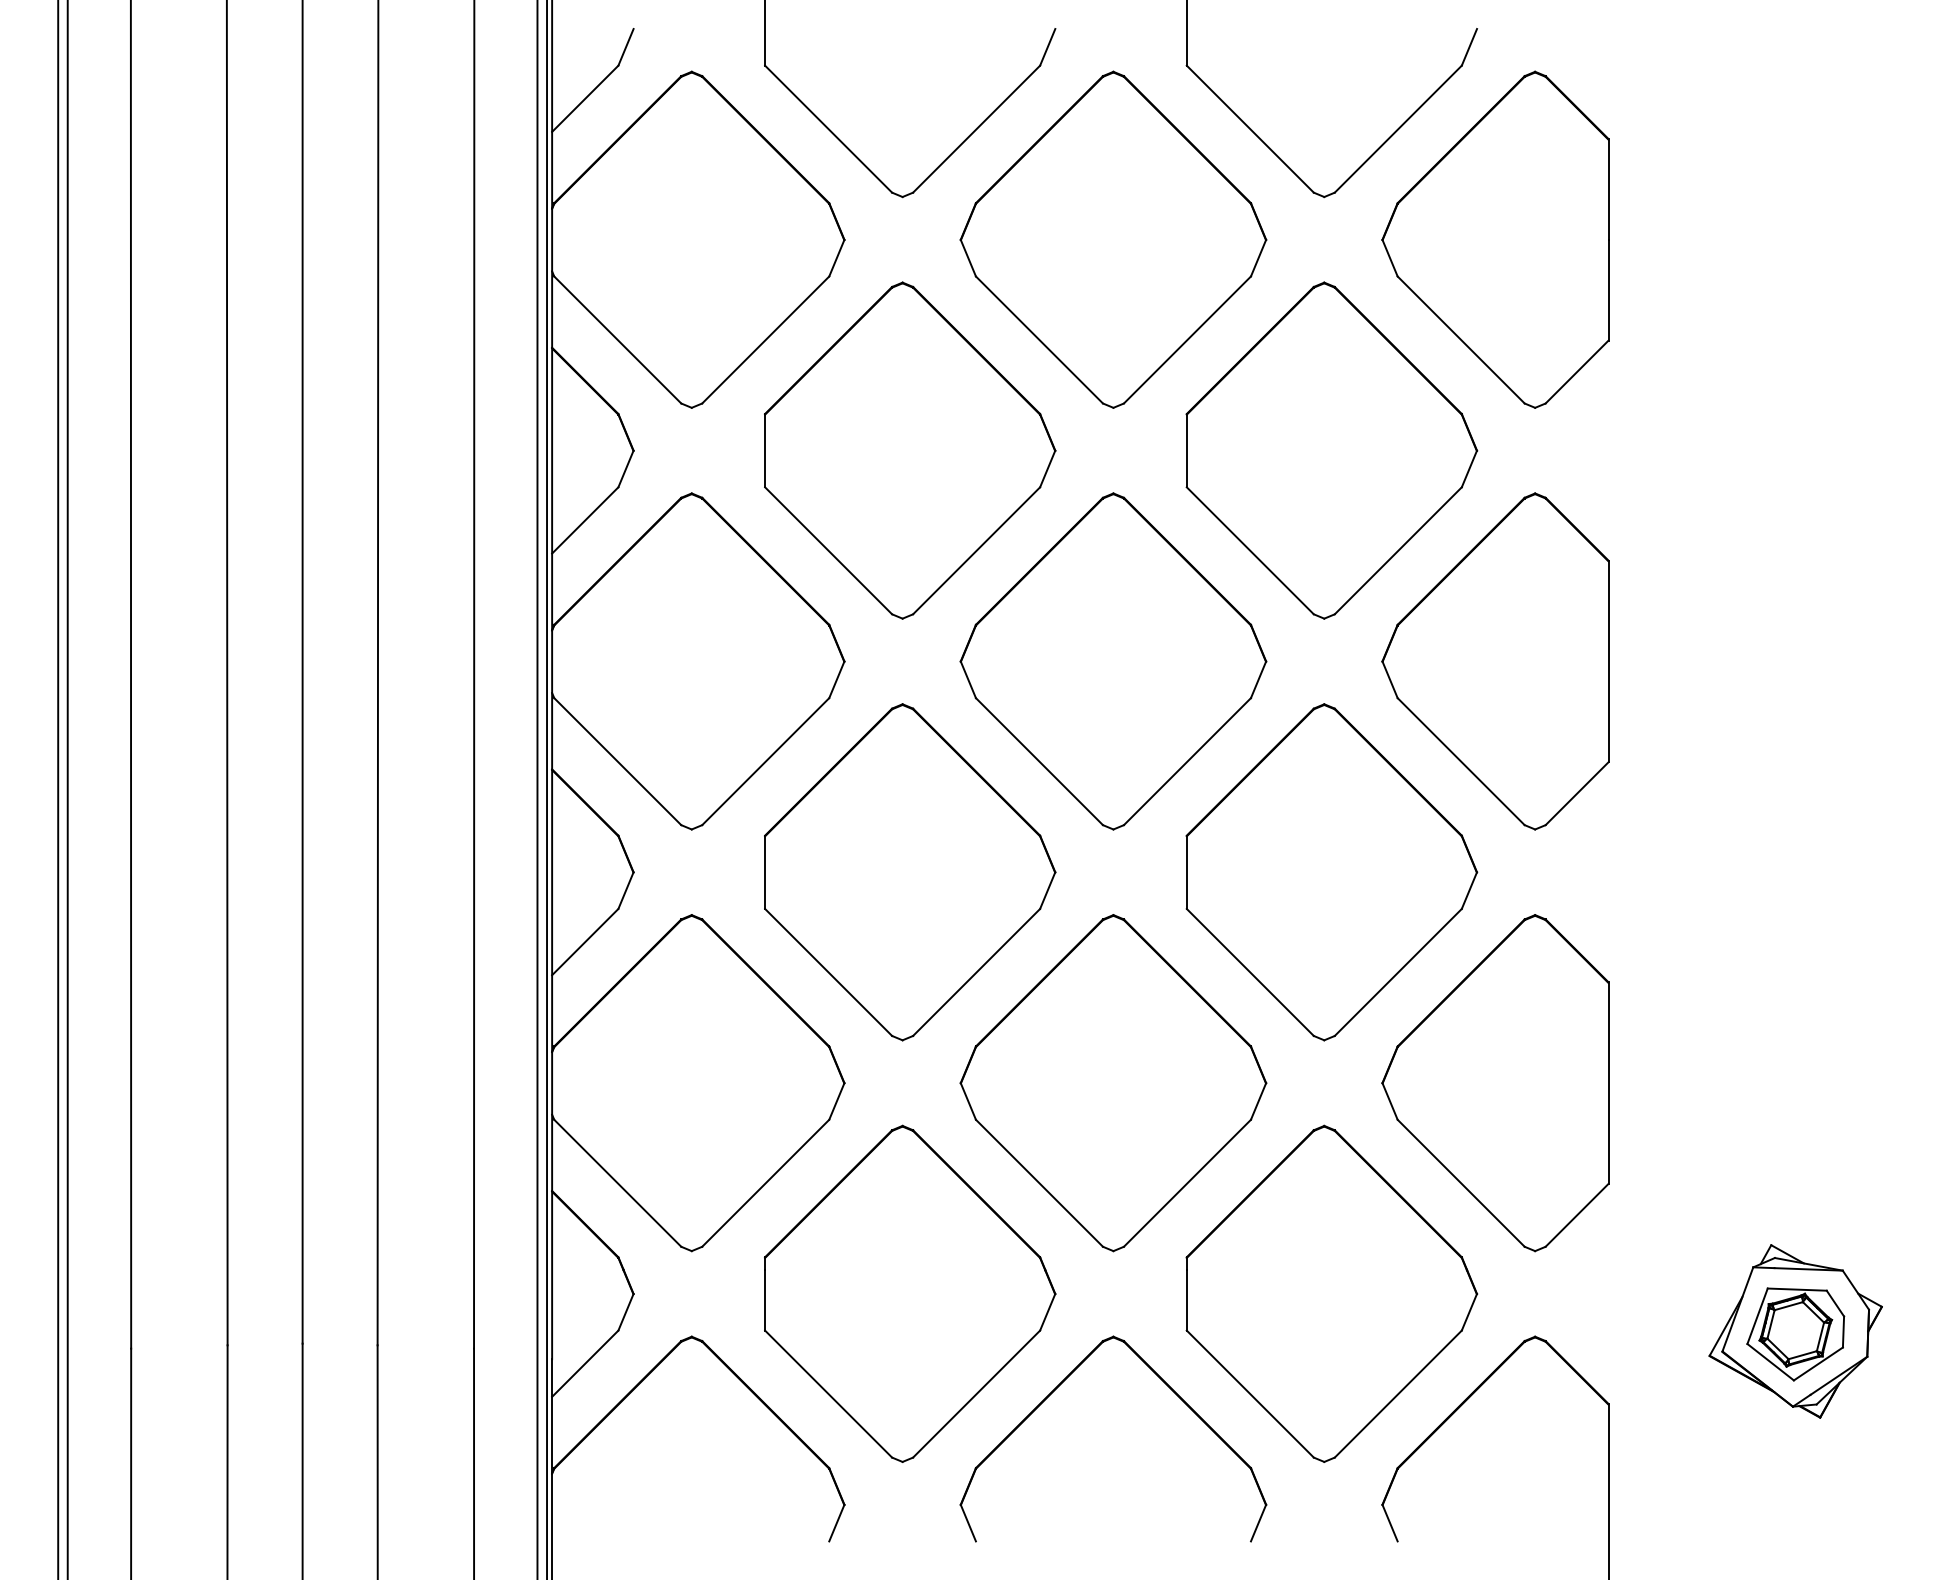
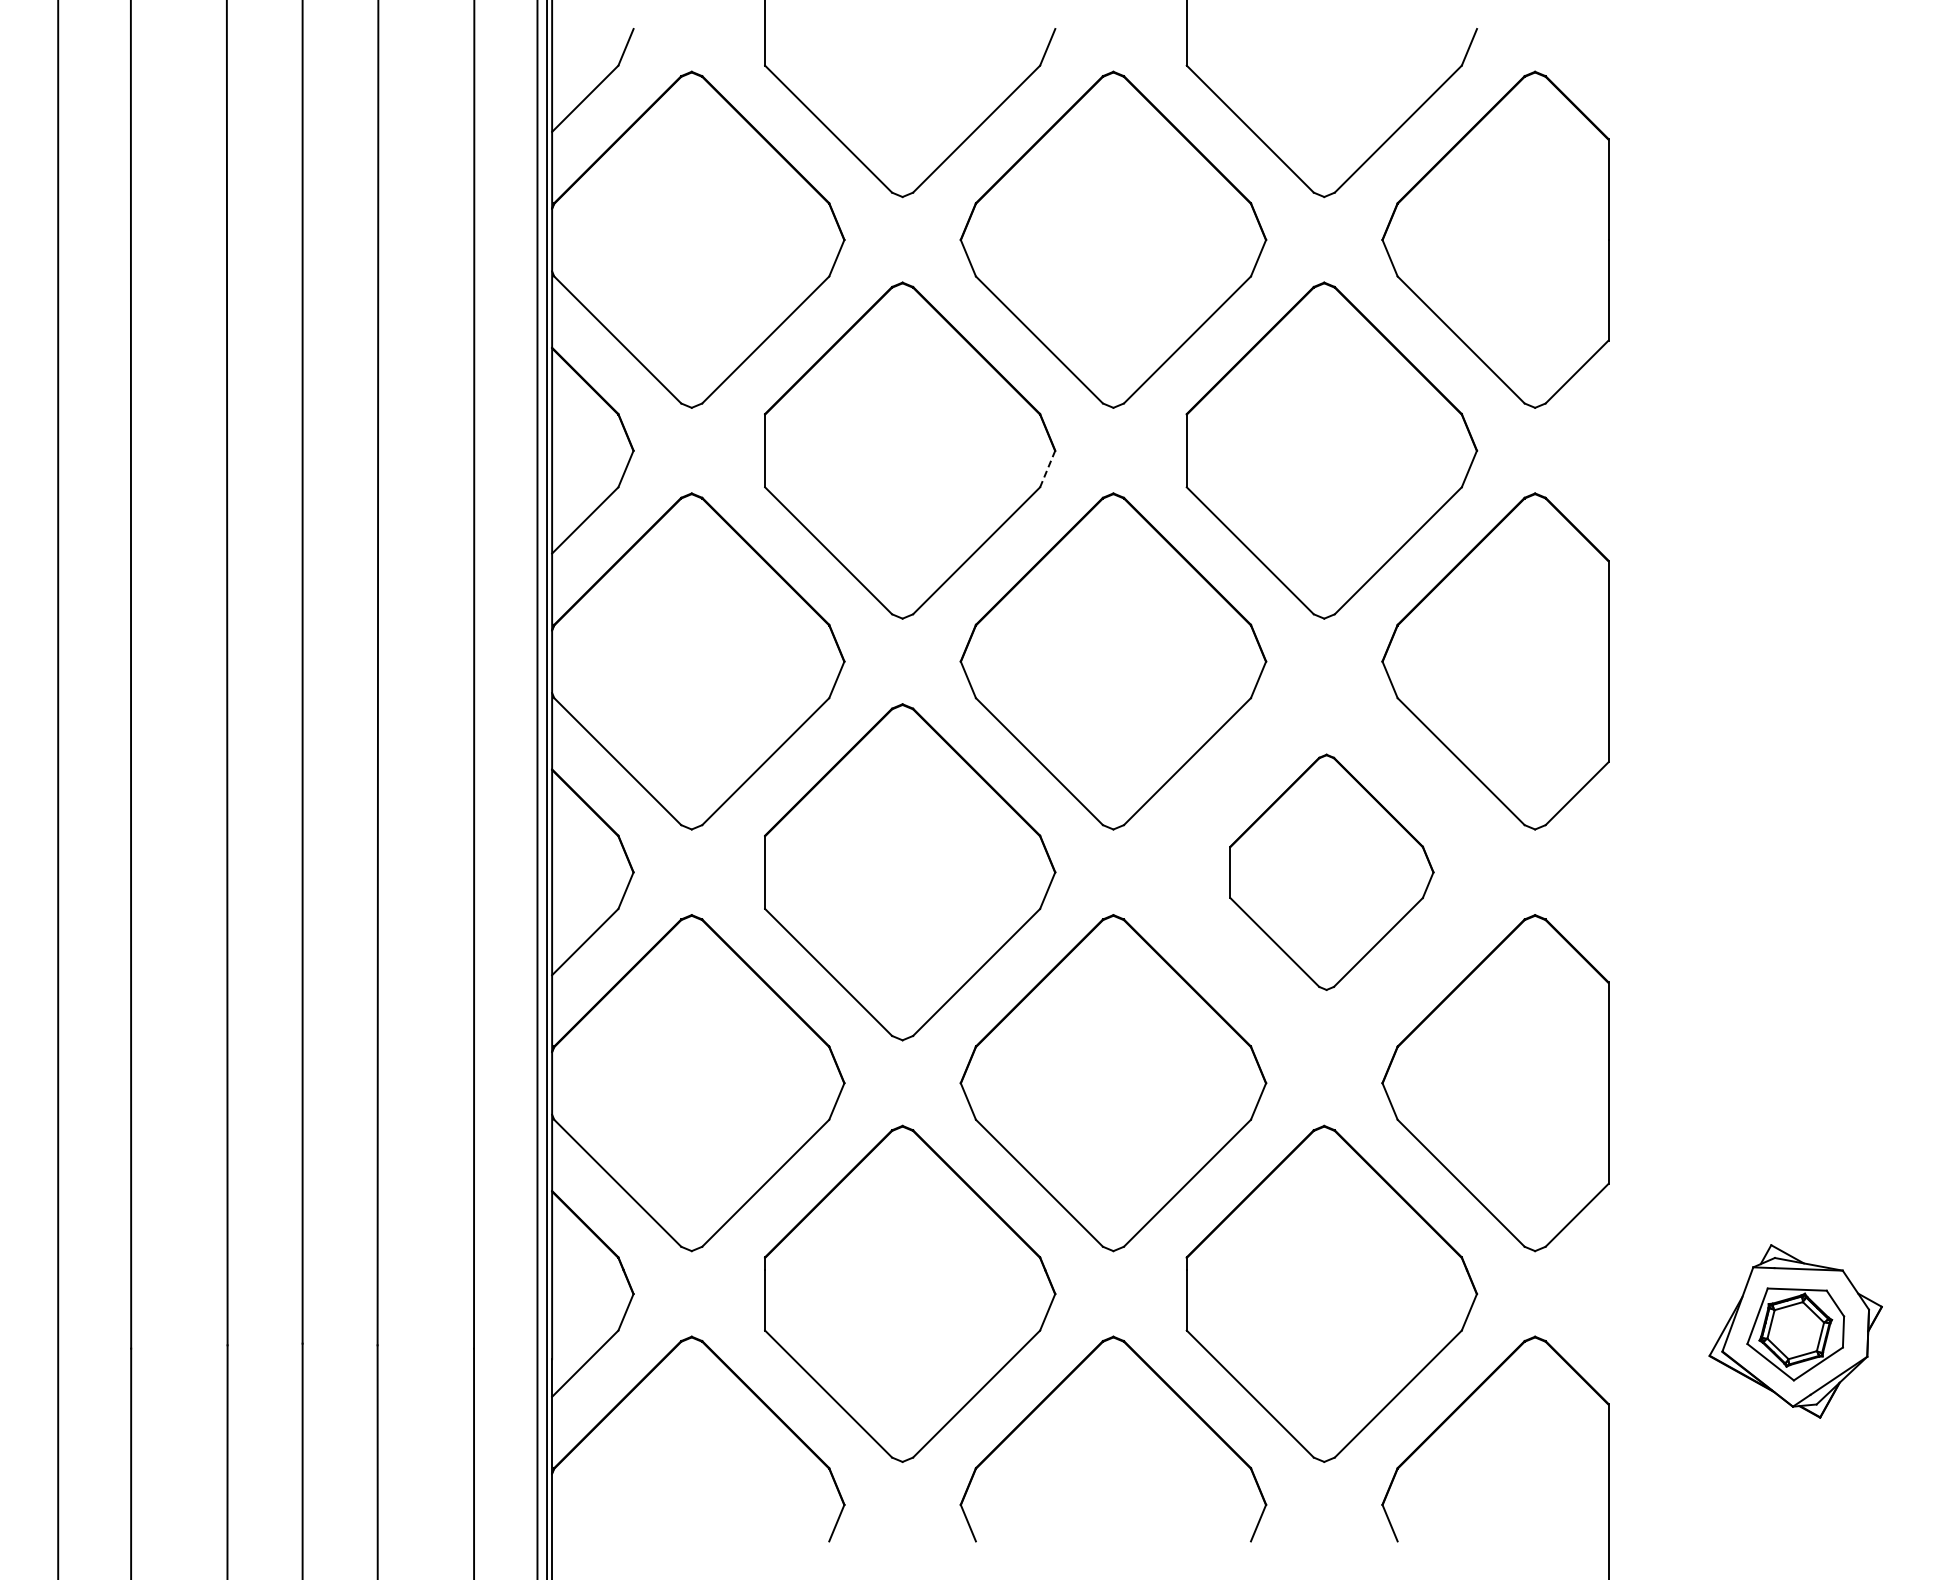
line: solid -> dashed (1047, 468)
line: present -> none (67, 789)
part size: 294x339 px -> 206x238 px (1331, 871)
